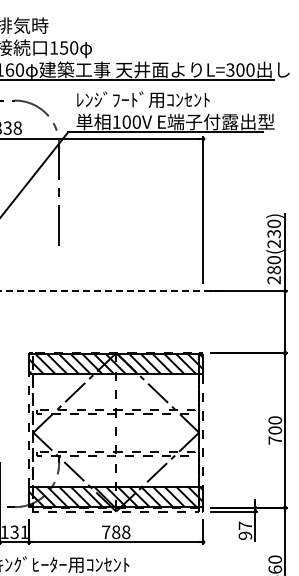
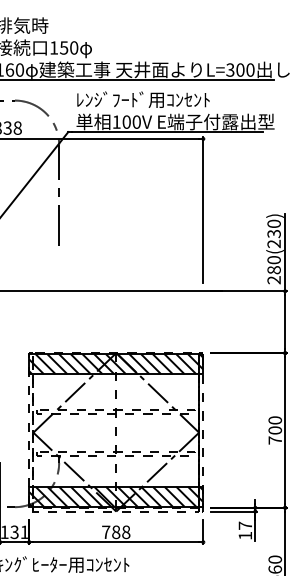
line: dashed -> solid (111, 291)
text: 97 -> 17 (245, 535)
